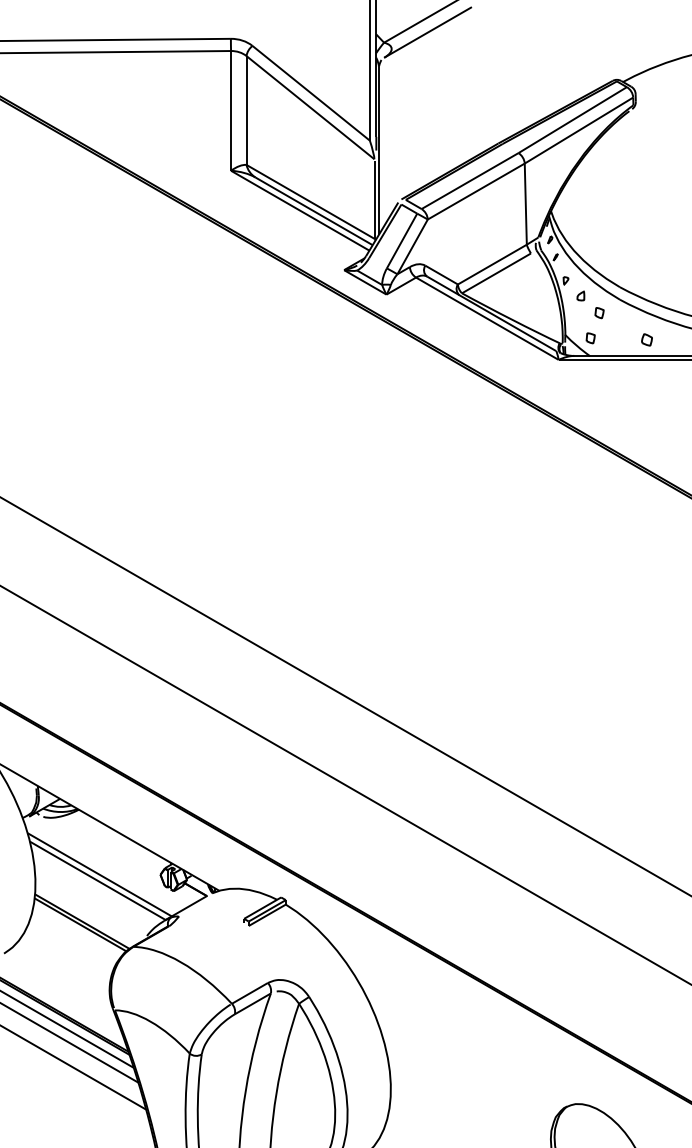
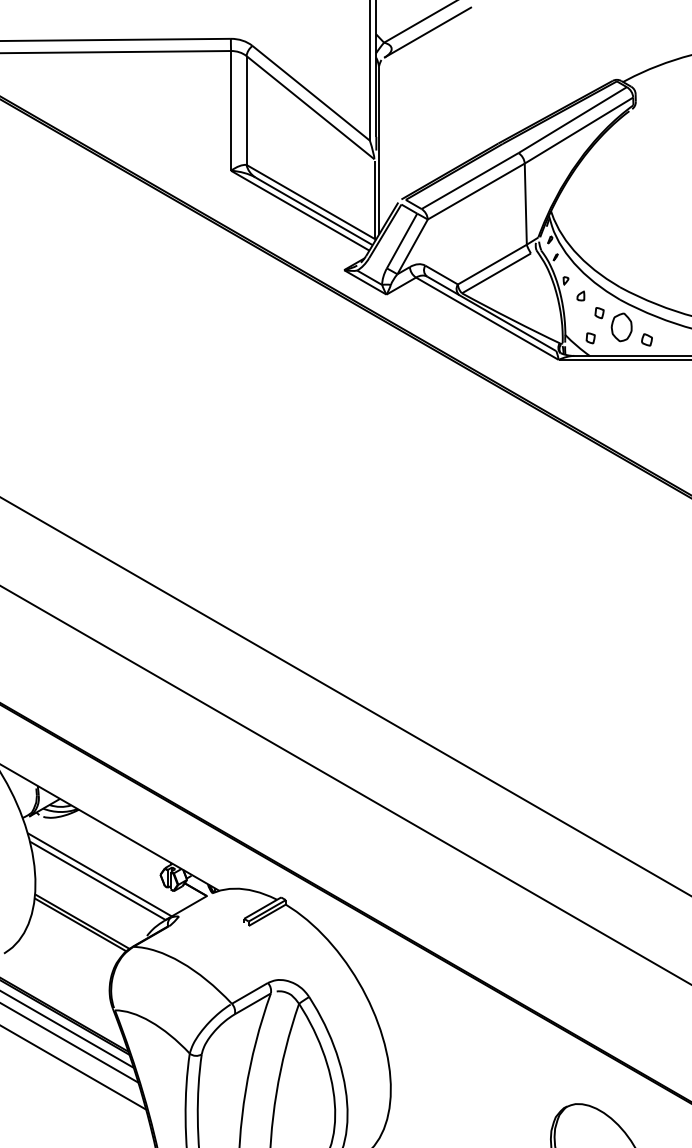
part: none -> present (621, 327)
